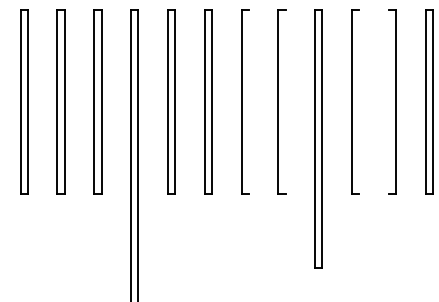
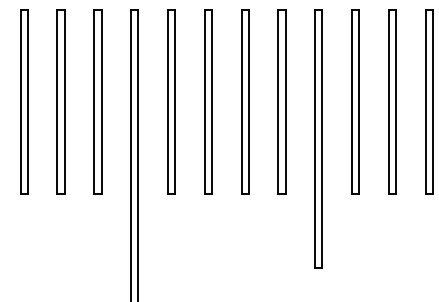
line: none -> present (248, 101)
line: none -> present (285, 101)
line: none -> present (359, 101)
line: none -> present (388, 101)
